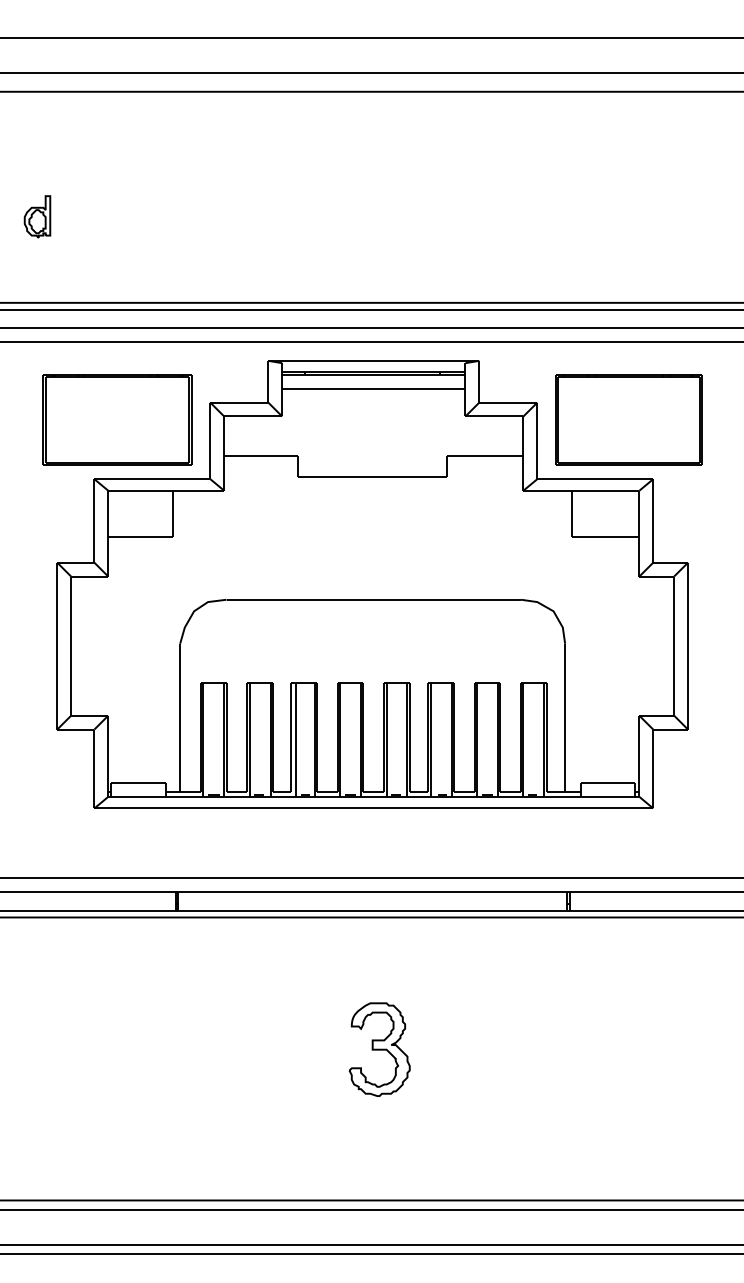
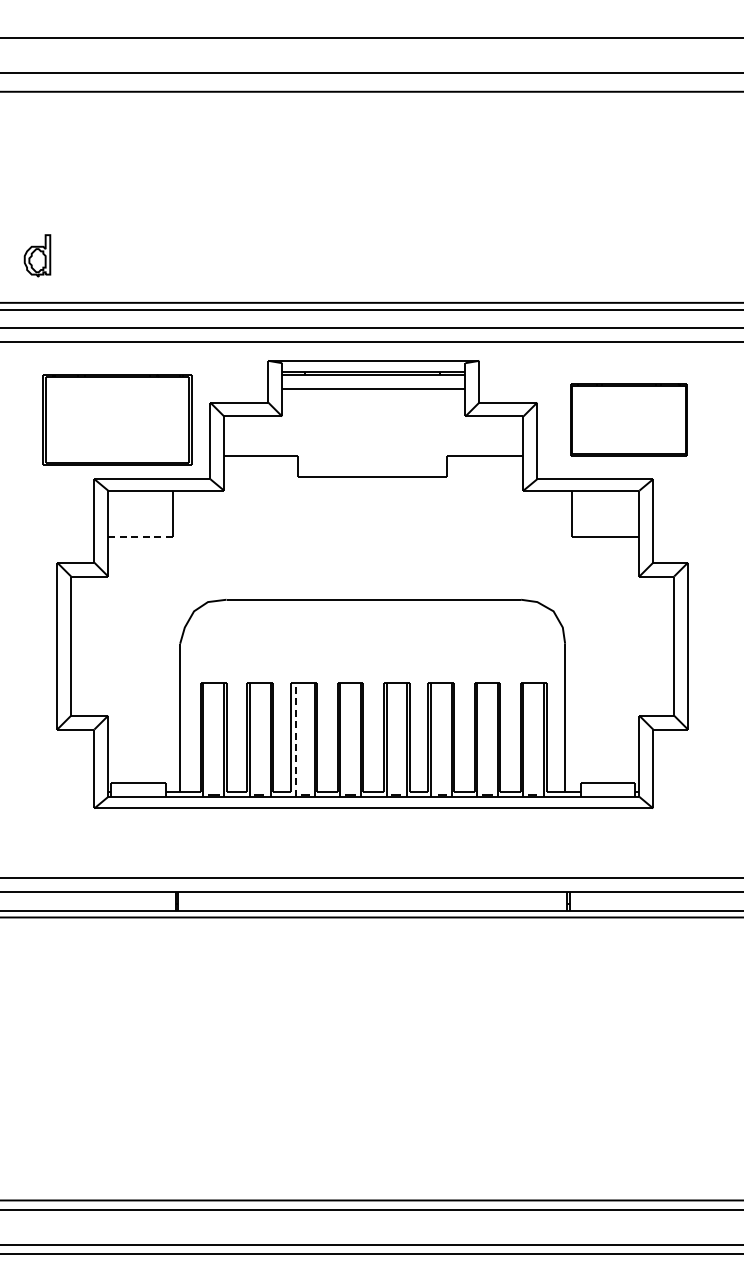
part position: (37, 216) -> (37, 255) (37, 255)
part size: 148x92 px -> 118x74 px (628, 419)
line: solid -> dashed (141, 537)
line: solid -> dashed (296, 740)
part: present -> none (379, 1049)
